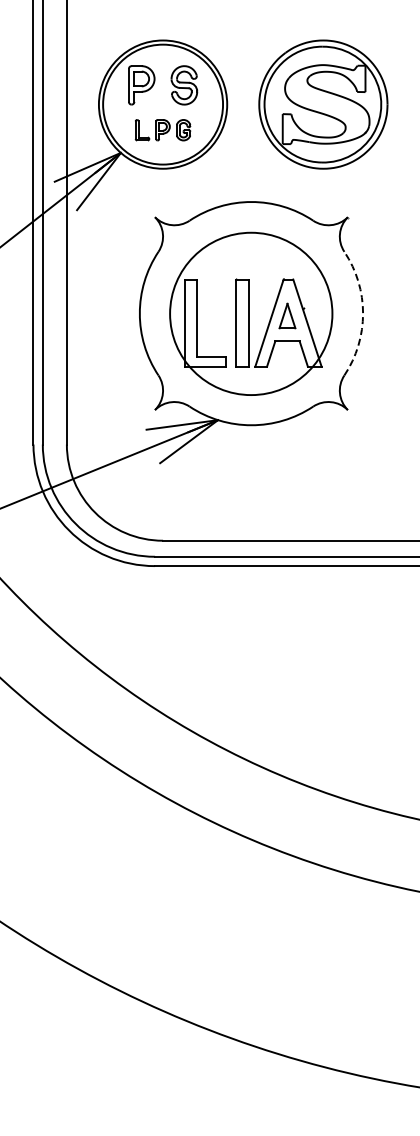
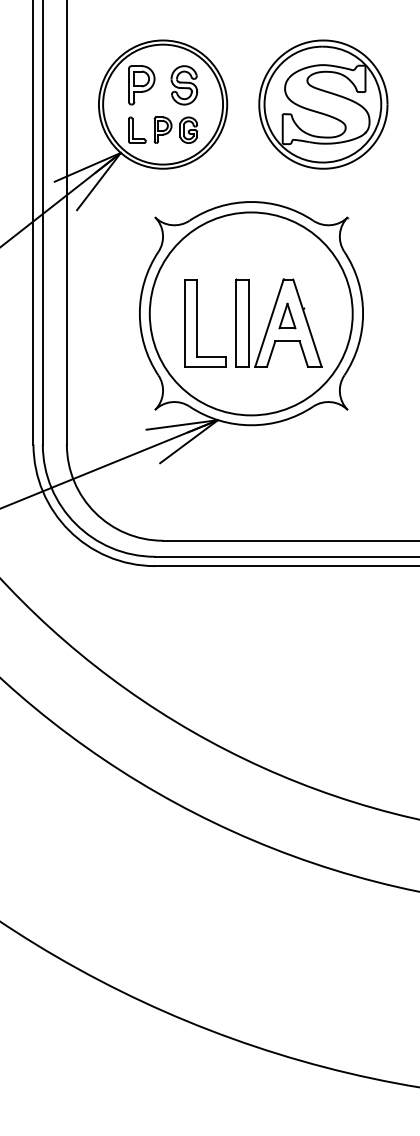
part size: 58x23 px -> 70x28 px (162, 129)
circle diameter: 162 px -> 203 px (250, 313)
arc: dashed -> solid (363, 313)
